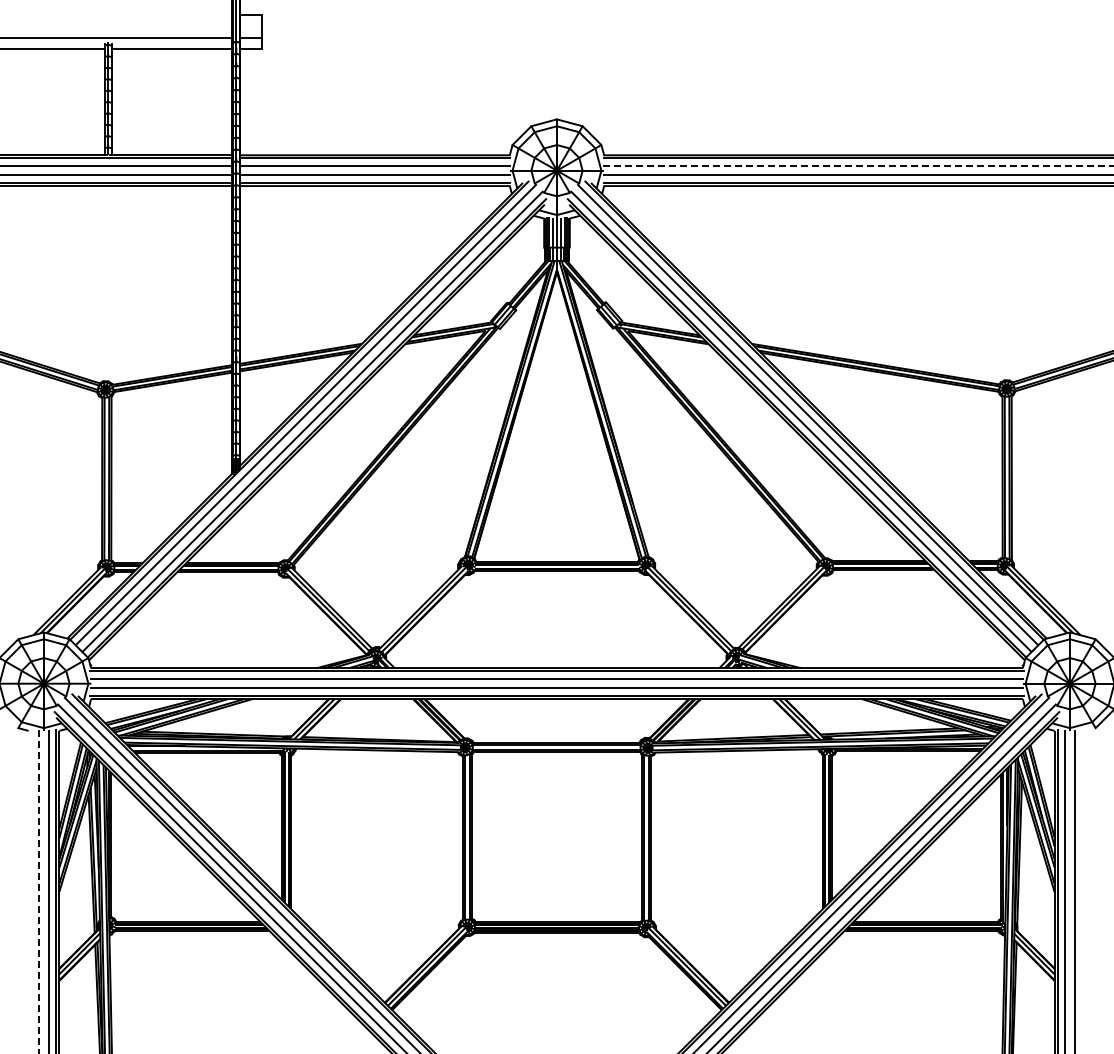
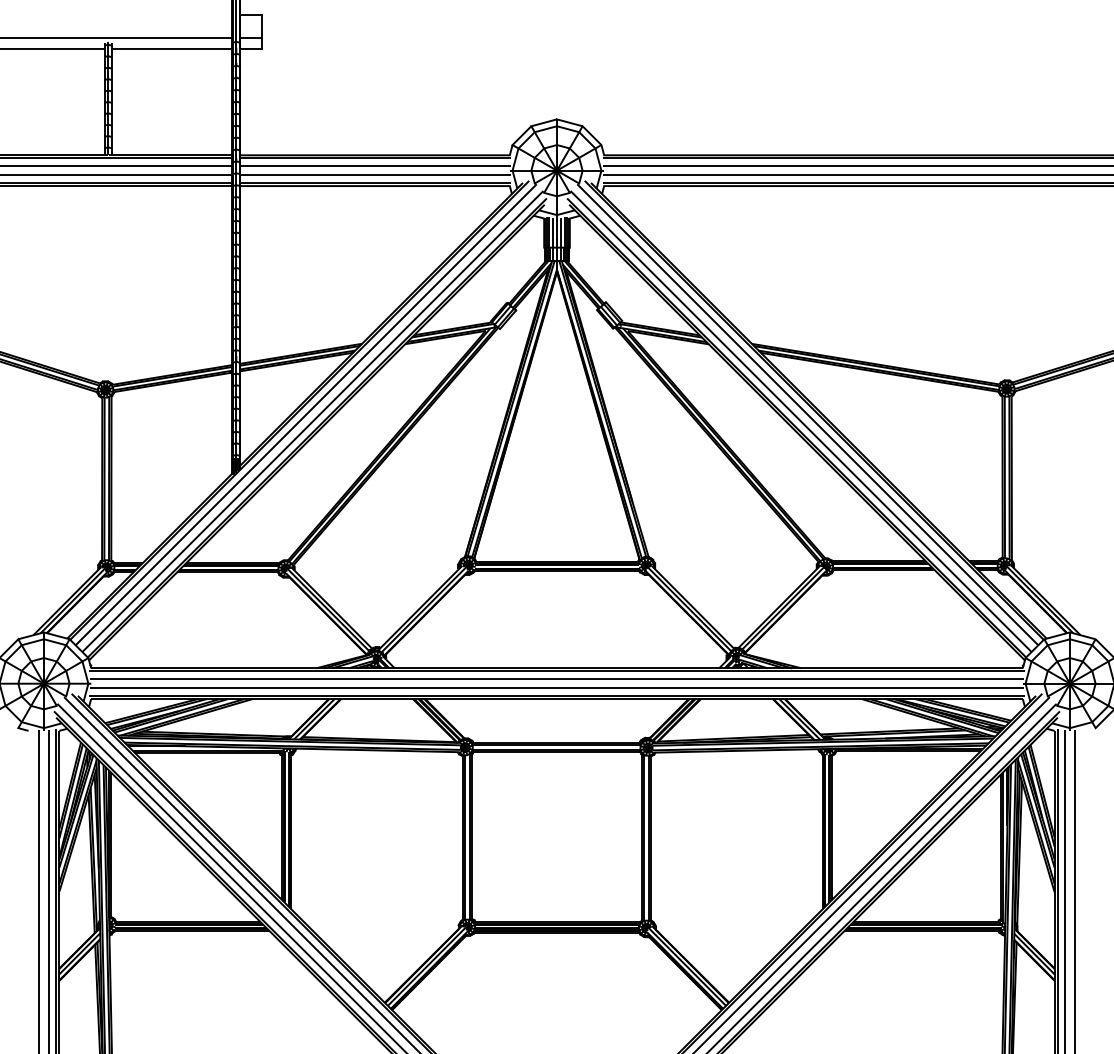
line: dashed -> solid (858, 165)
line: dashed -> solid (39, 891)
